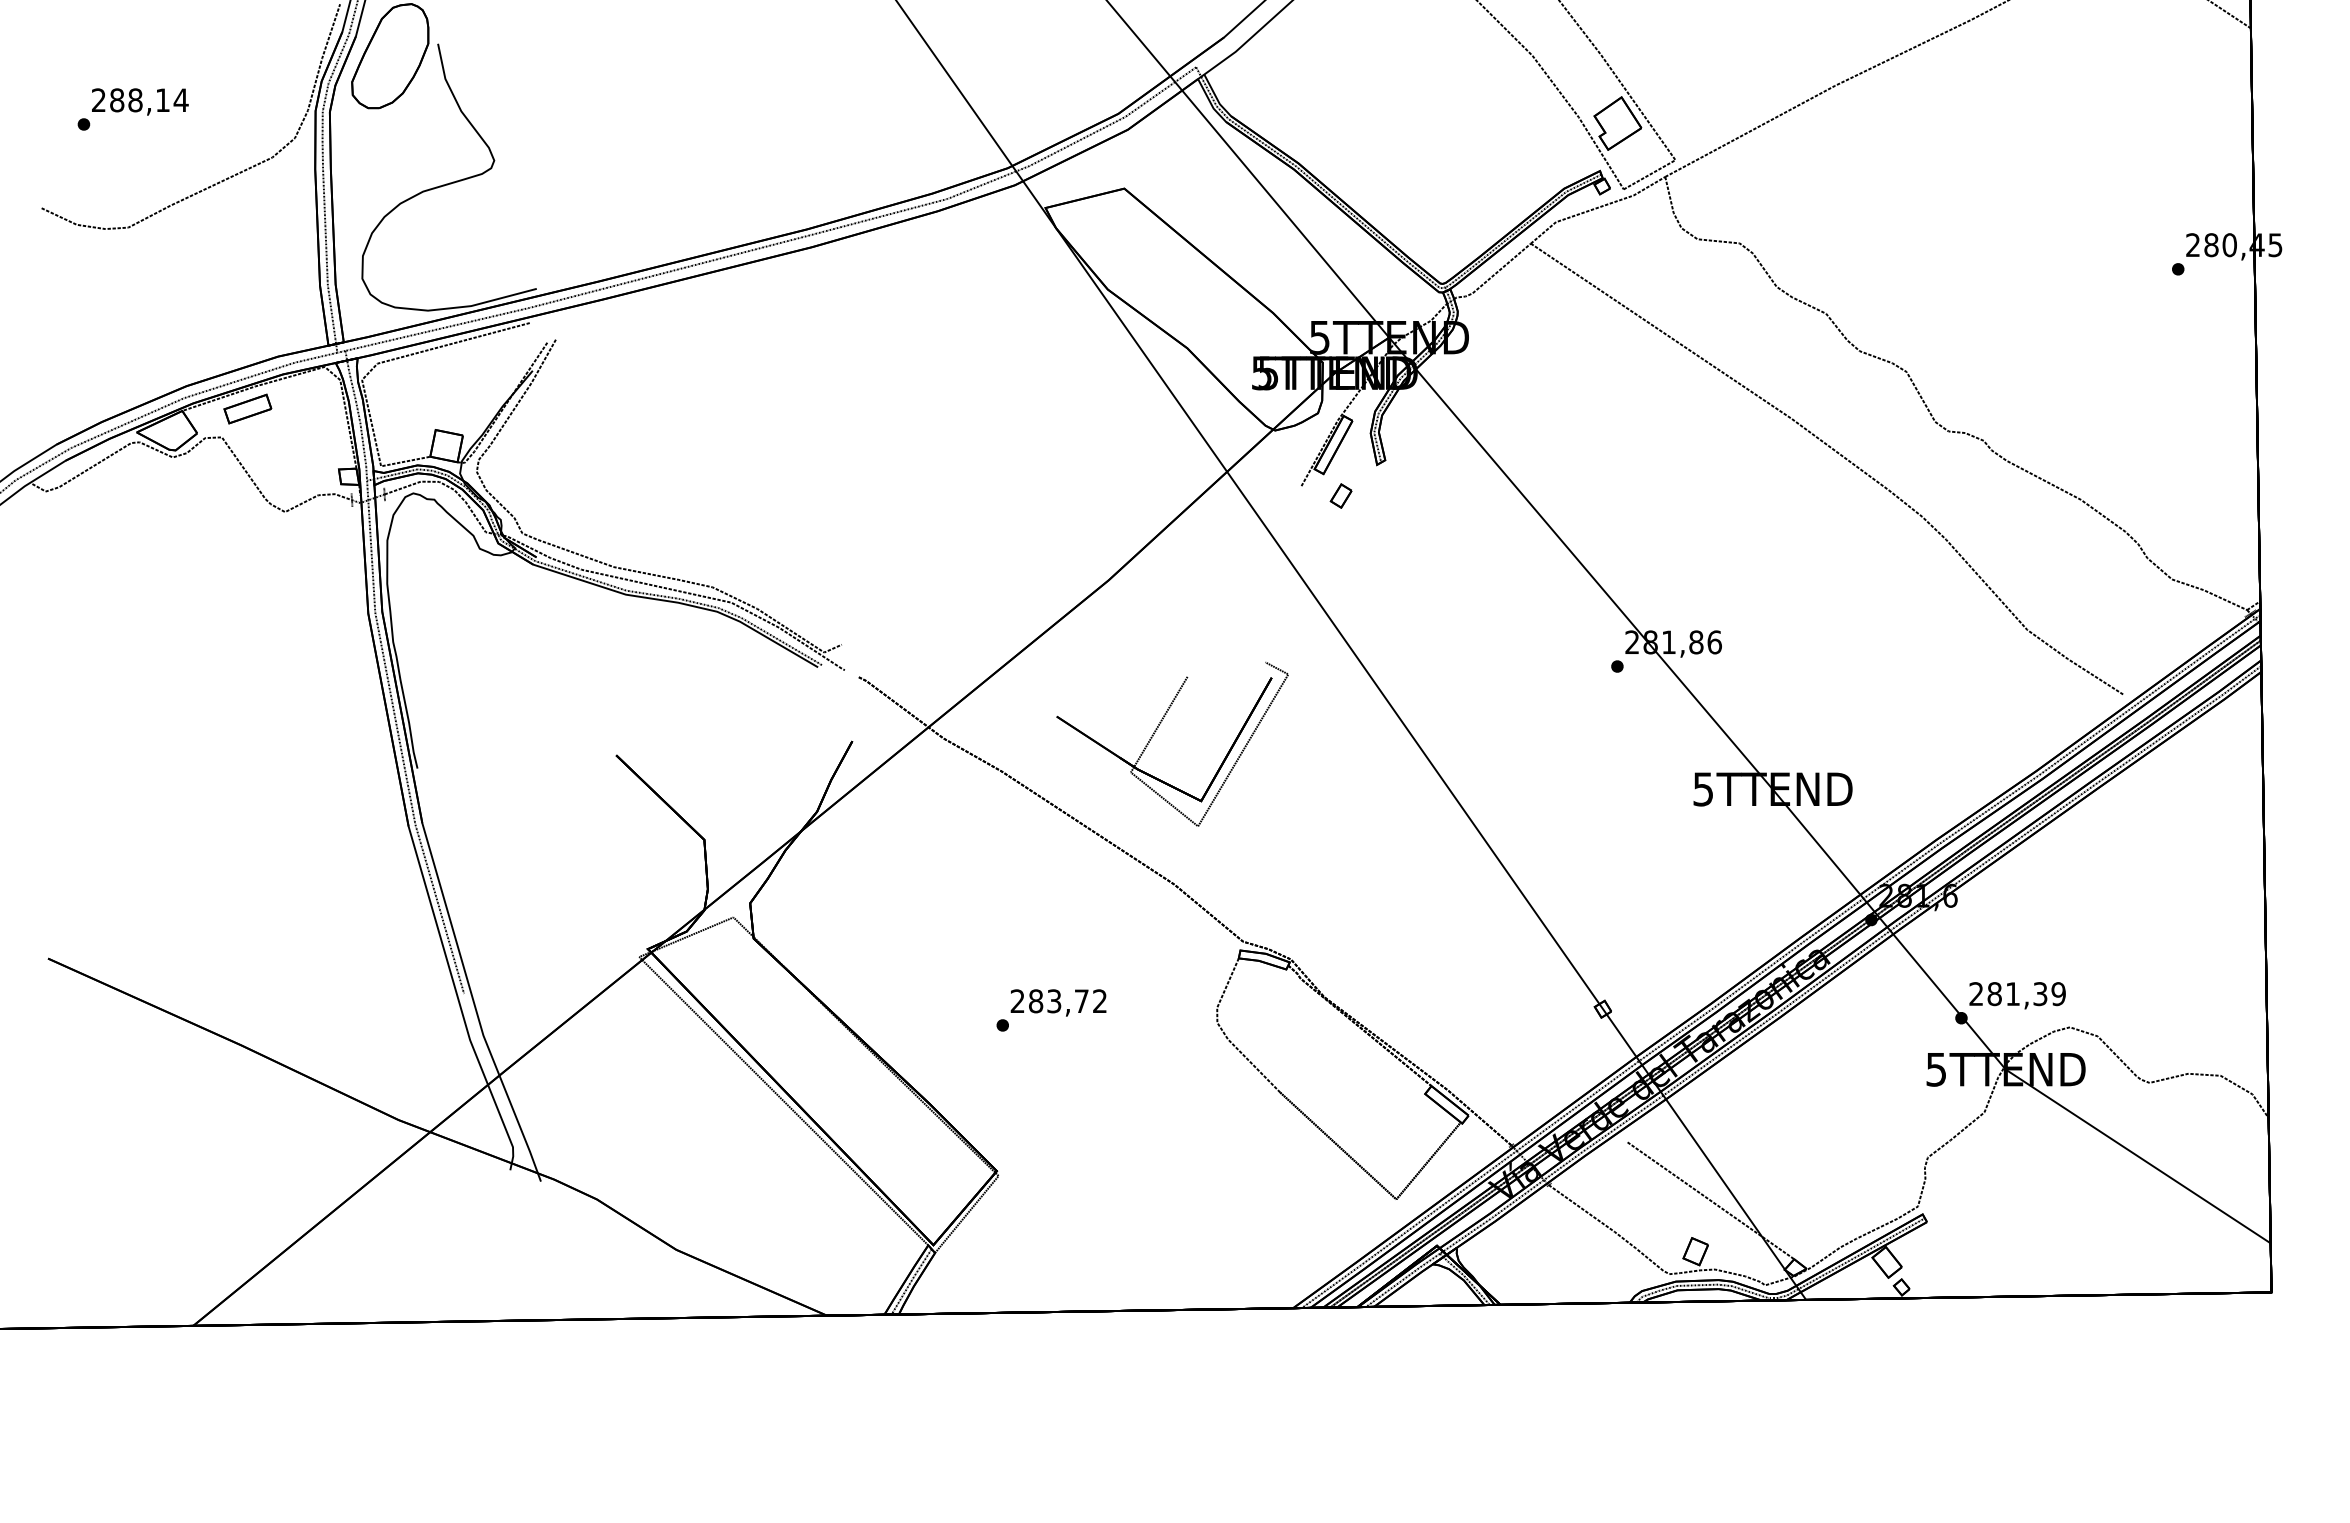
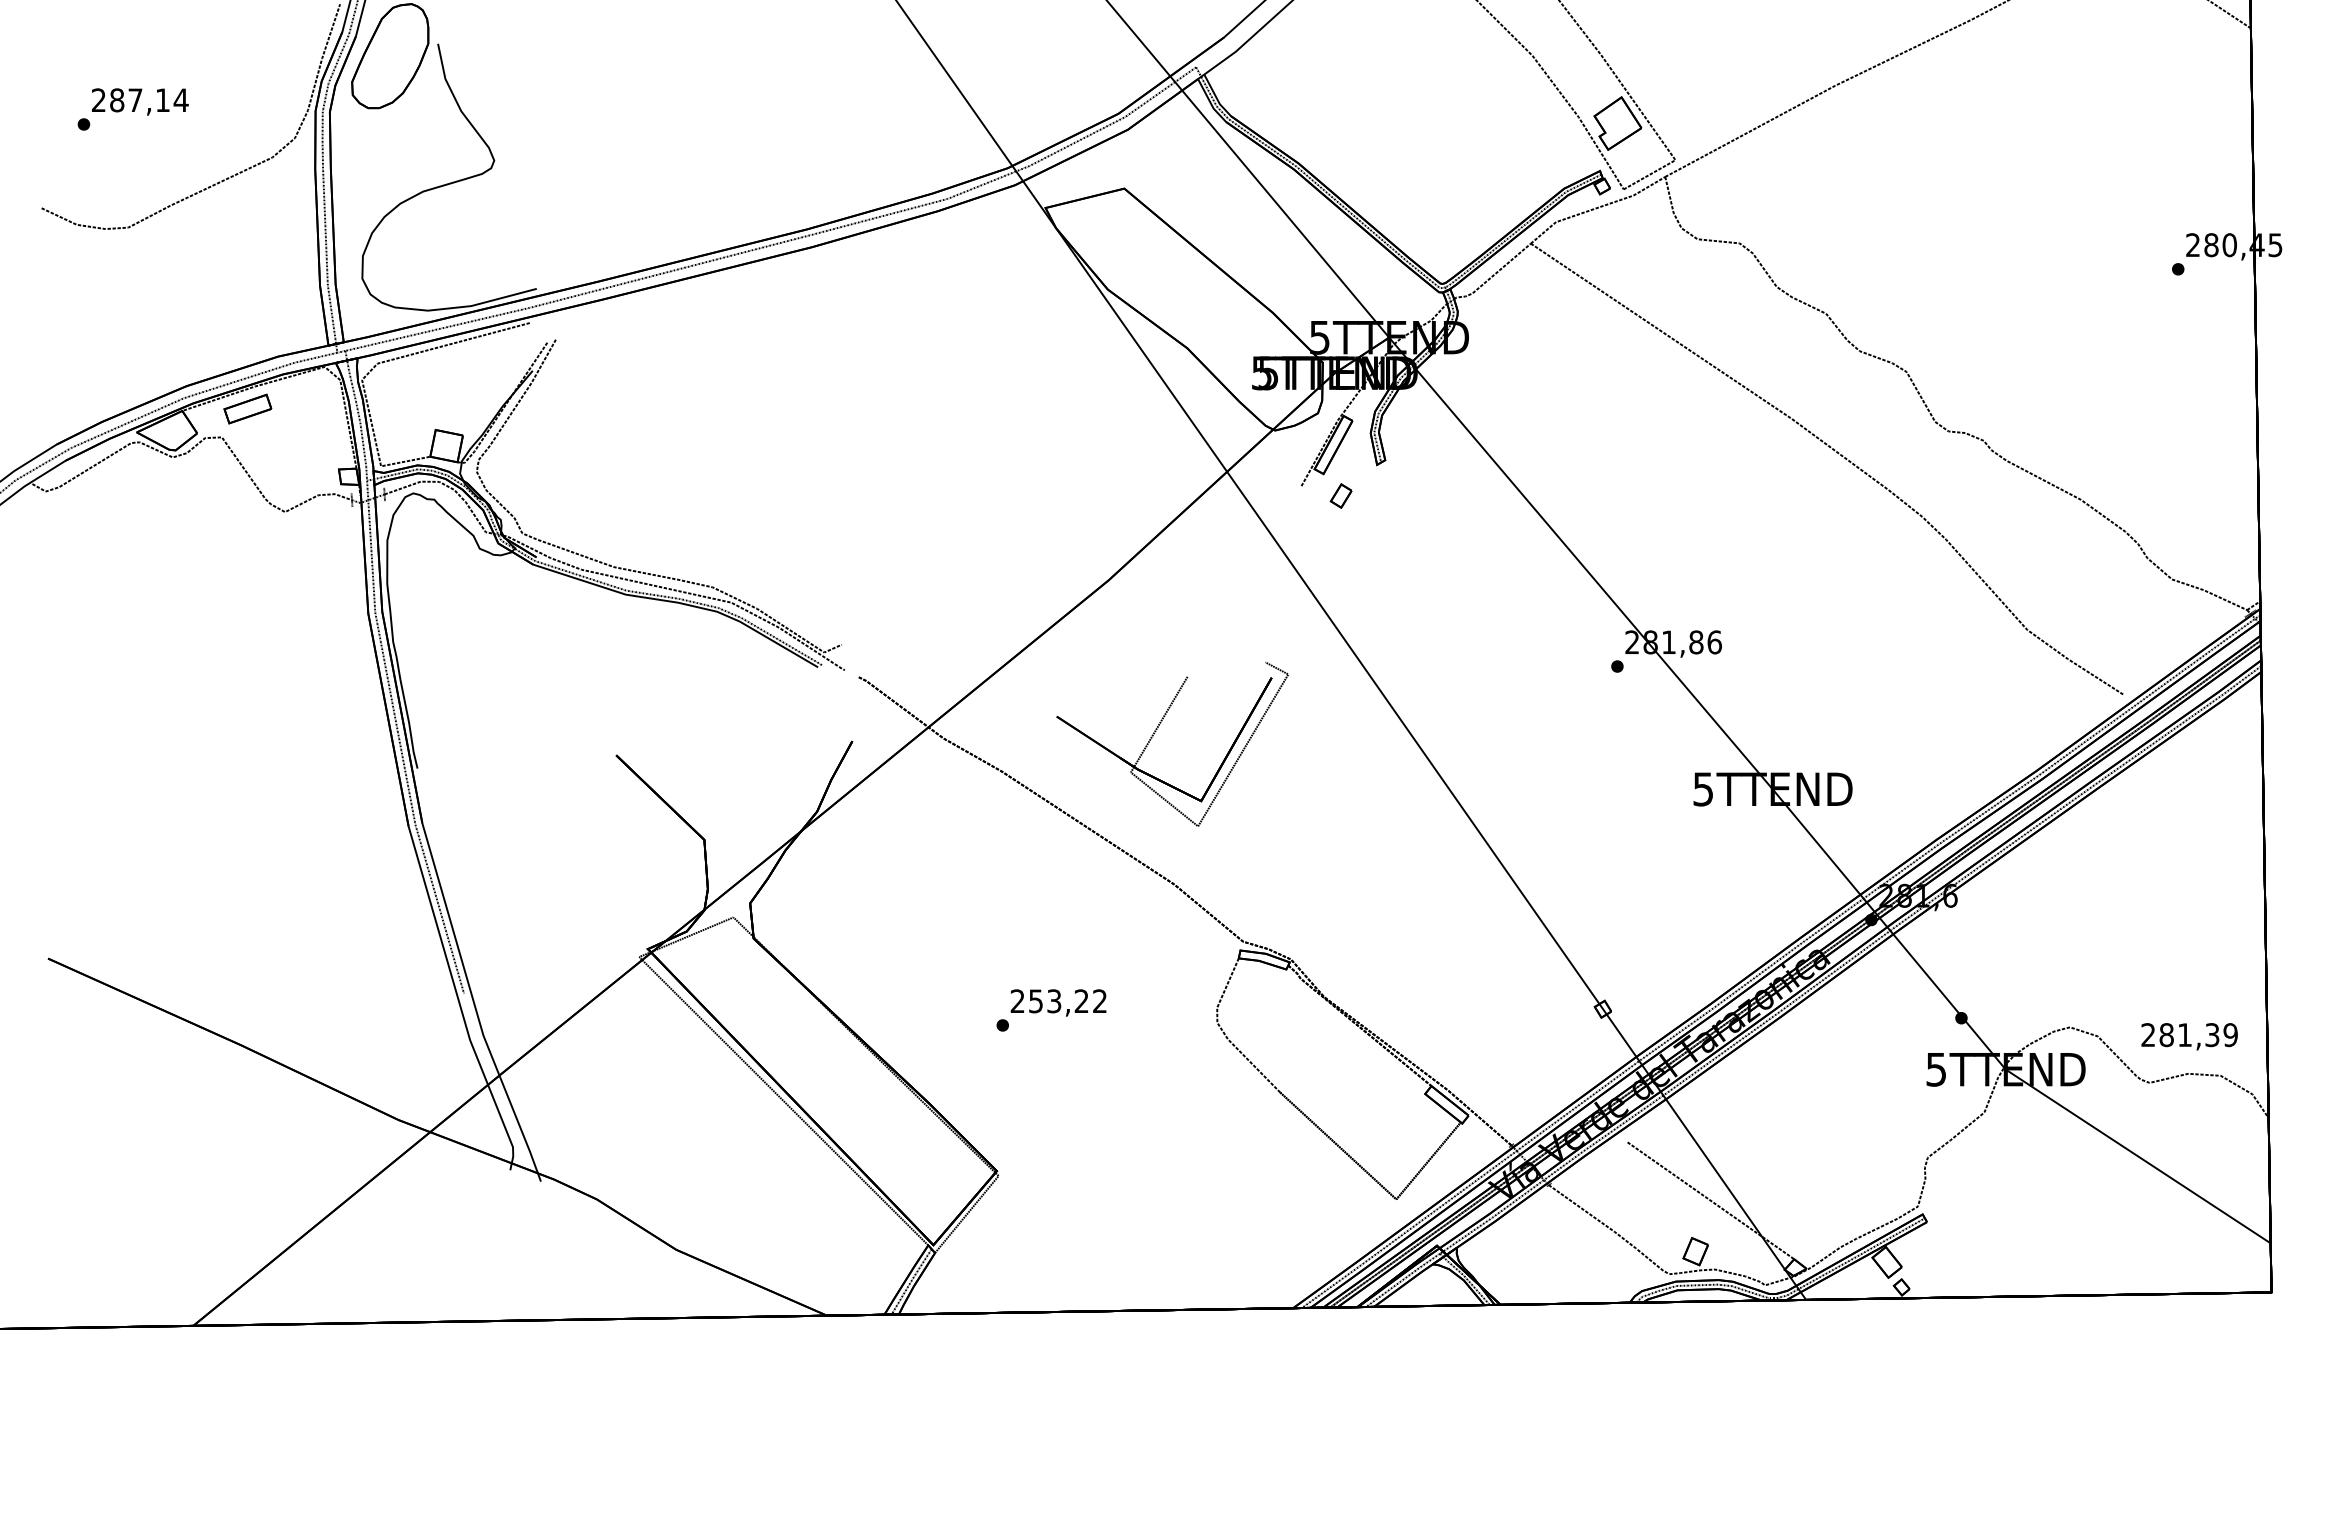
text: 288,14 -> 287,14 (135, 100)
text position: (2017, 995) -> (2189, 1036) (2189, 1036)
text: 283,72 -> 253,22 (1058, 1001)
